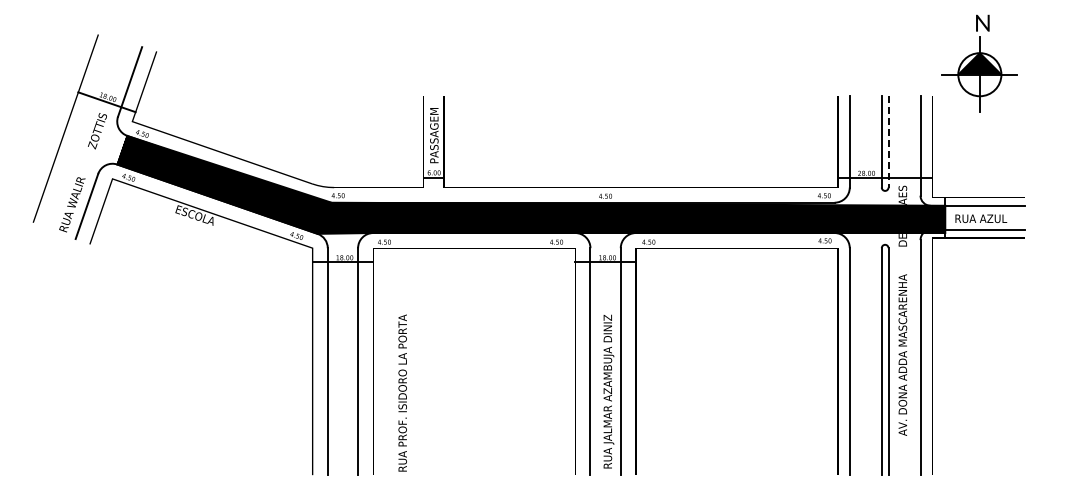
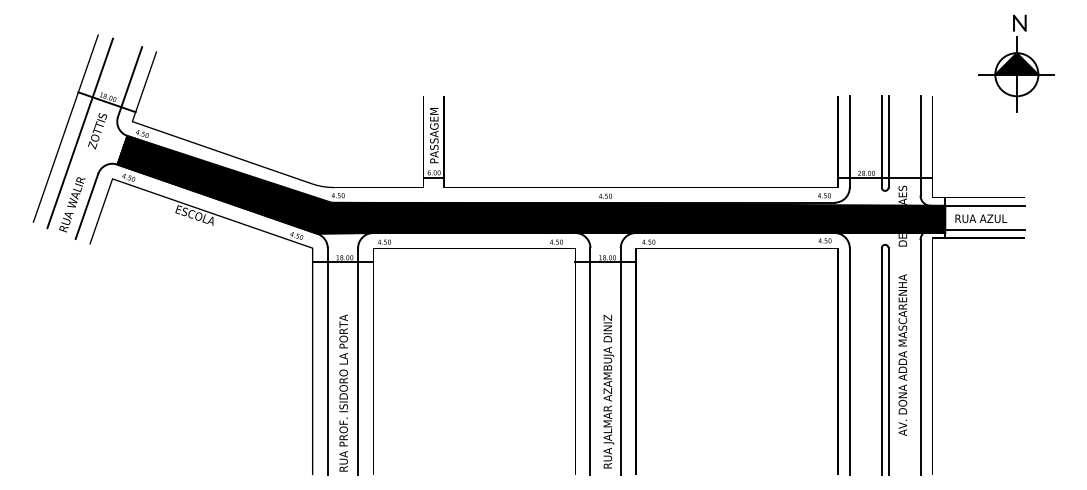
part position: (979, 63) -> (1016, 63) (1016, 63)
line: none -> present (79, 133)
line: dashed -> solid (888, 142)
text position: (402, 392) -> (343, 392) (343, 392)
